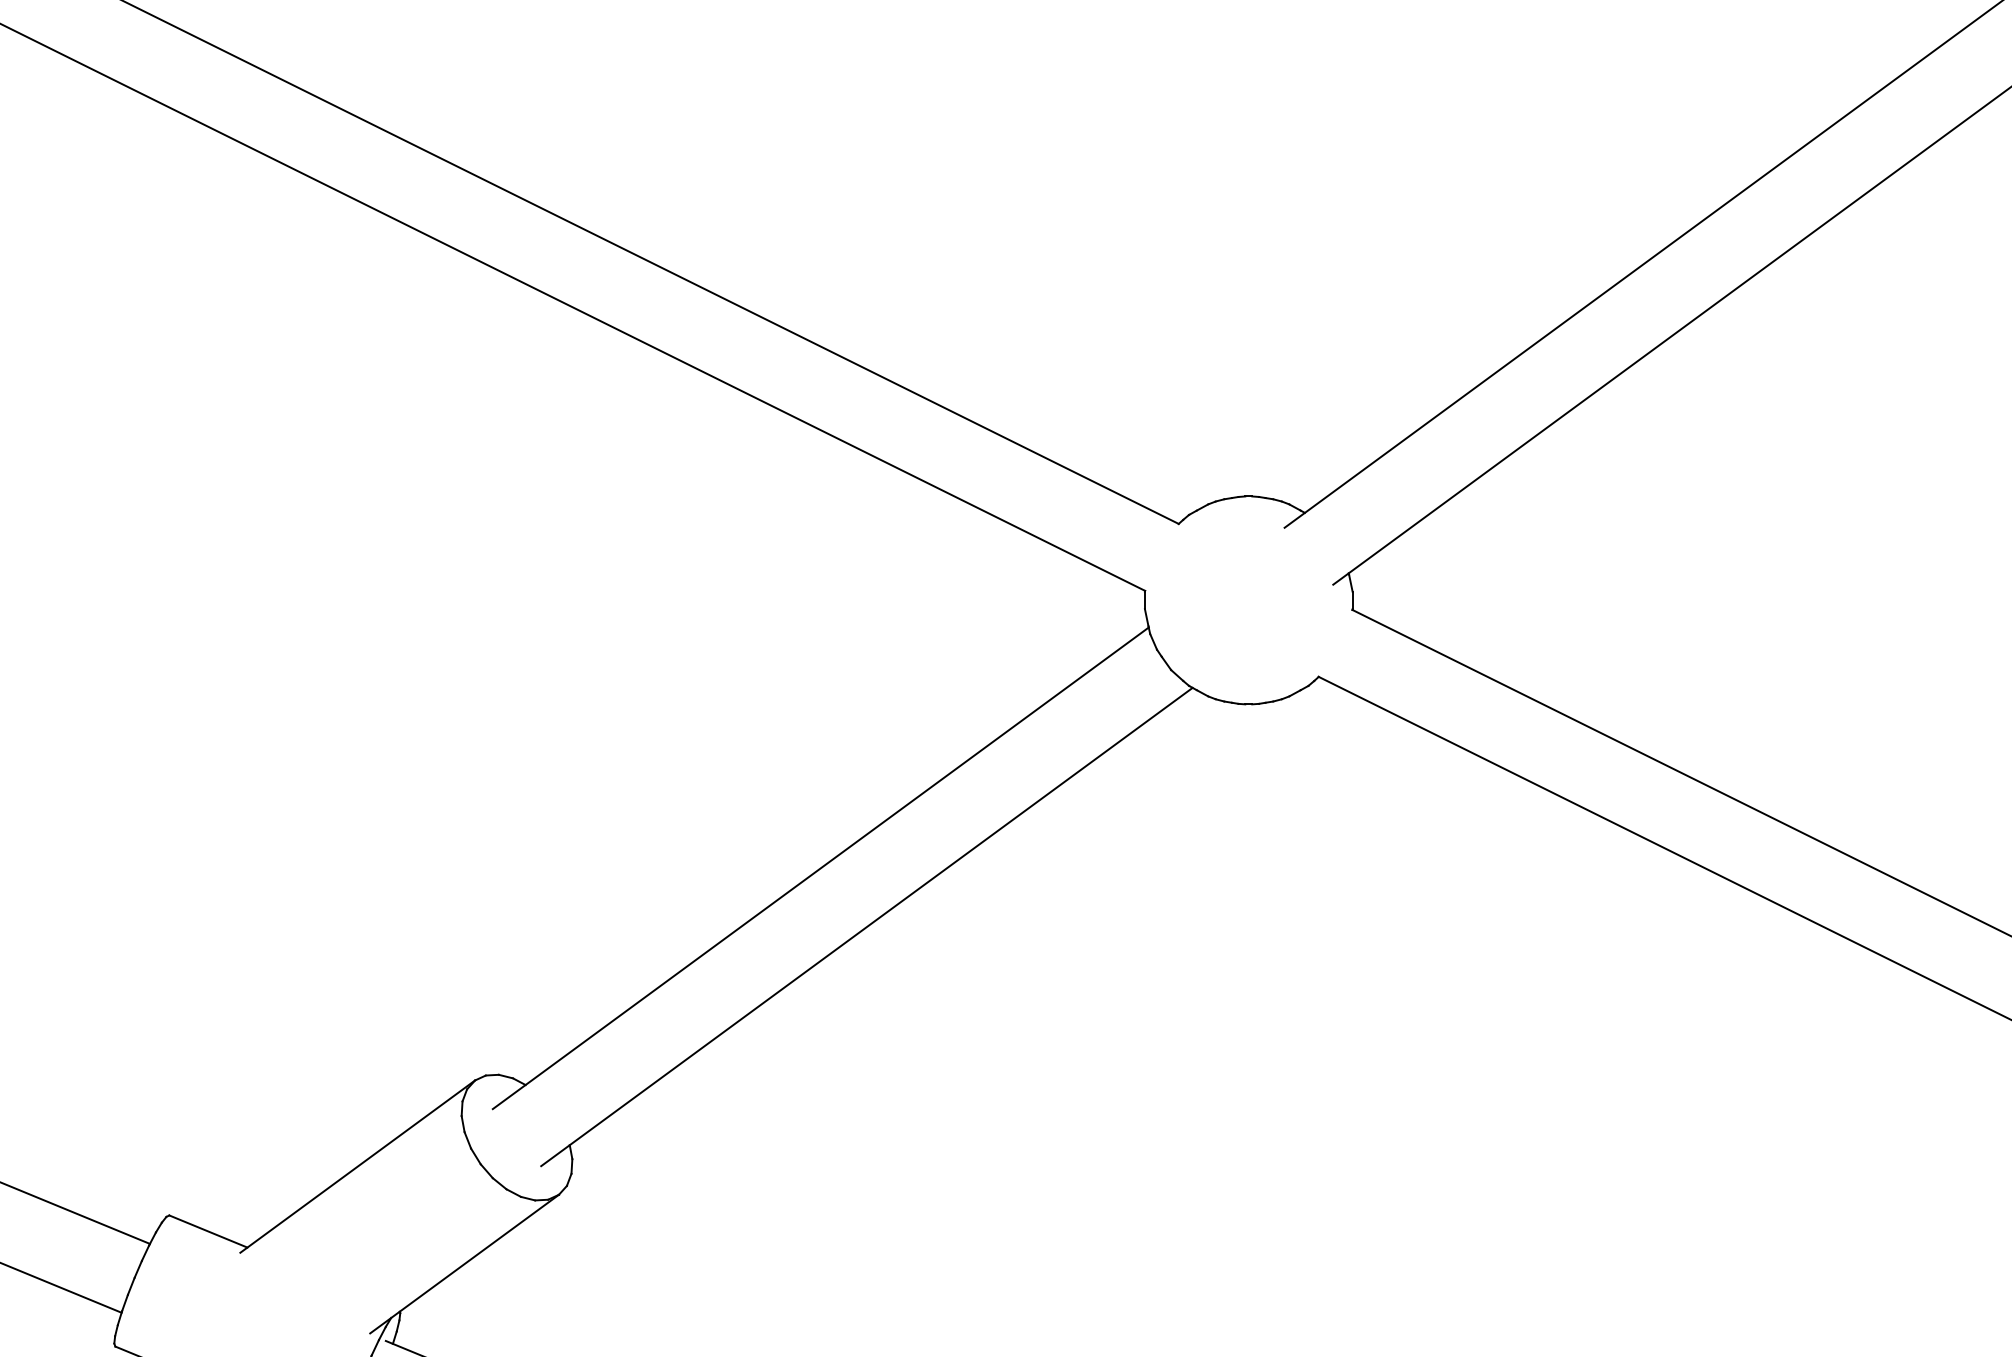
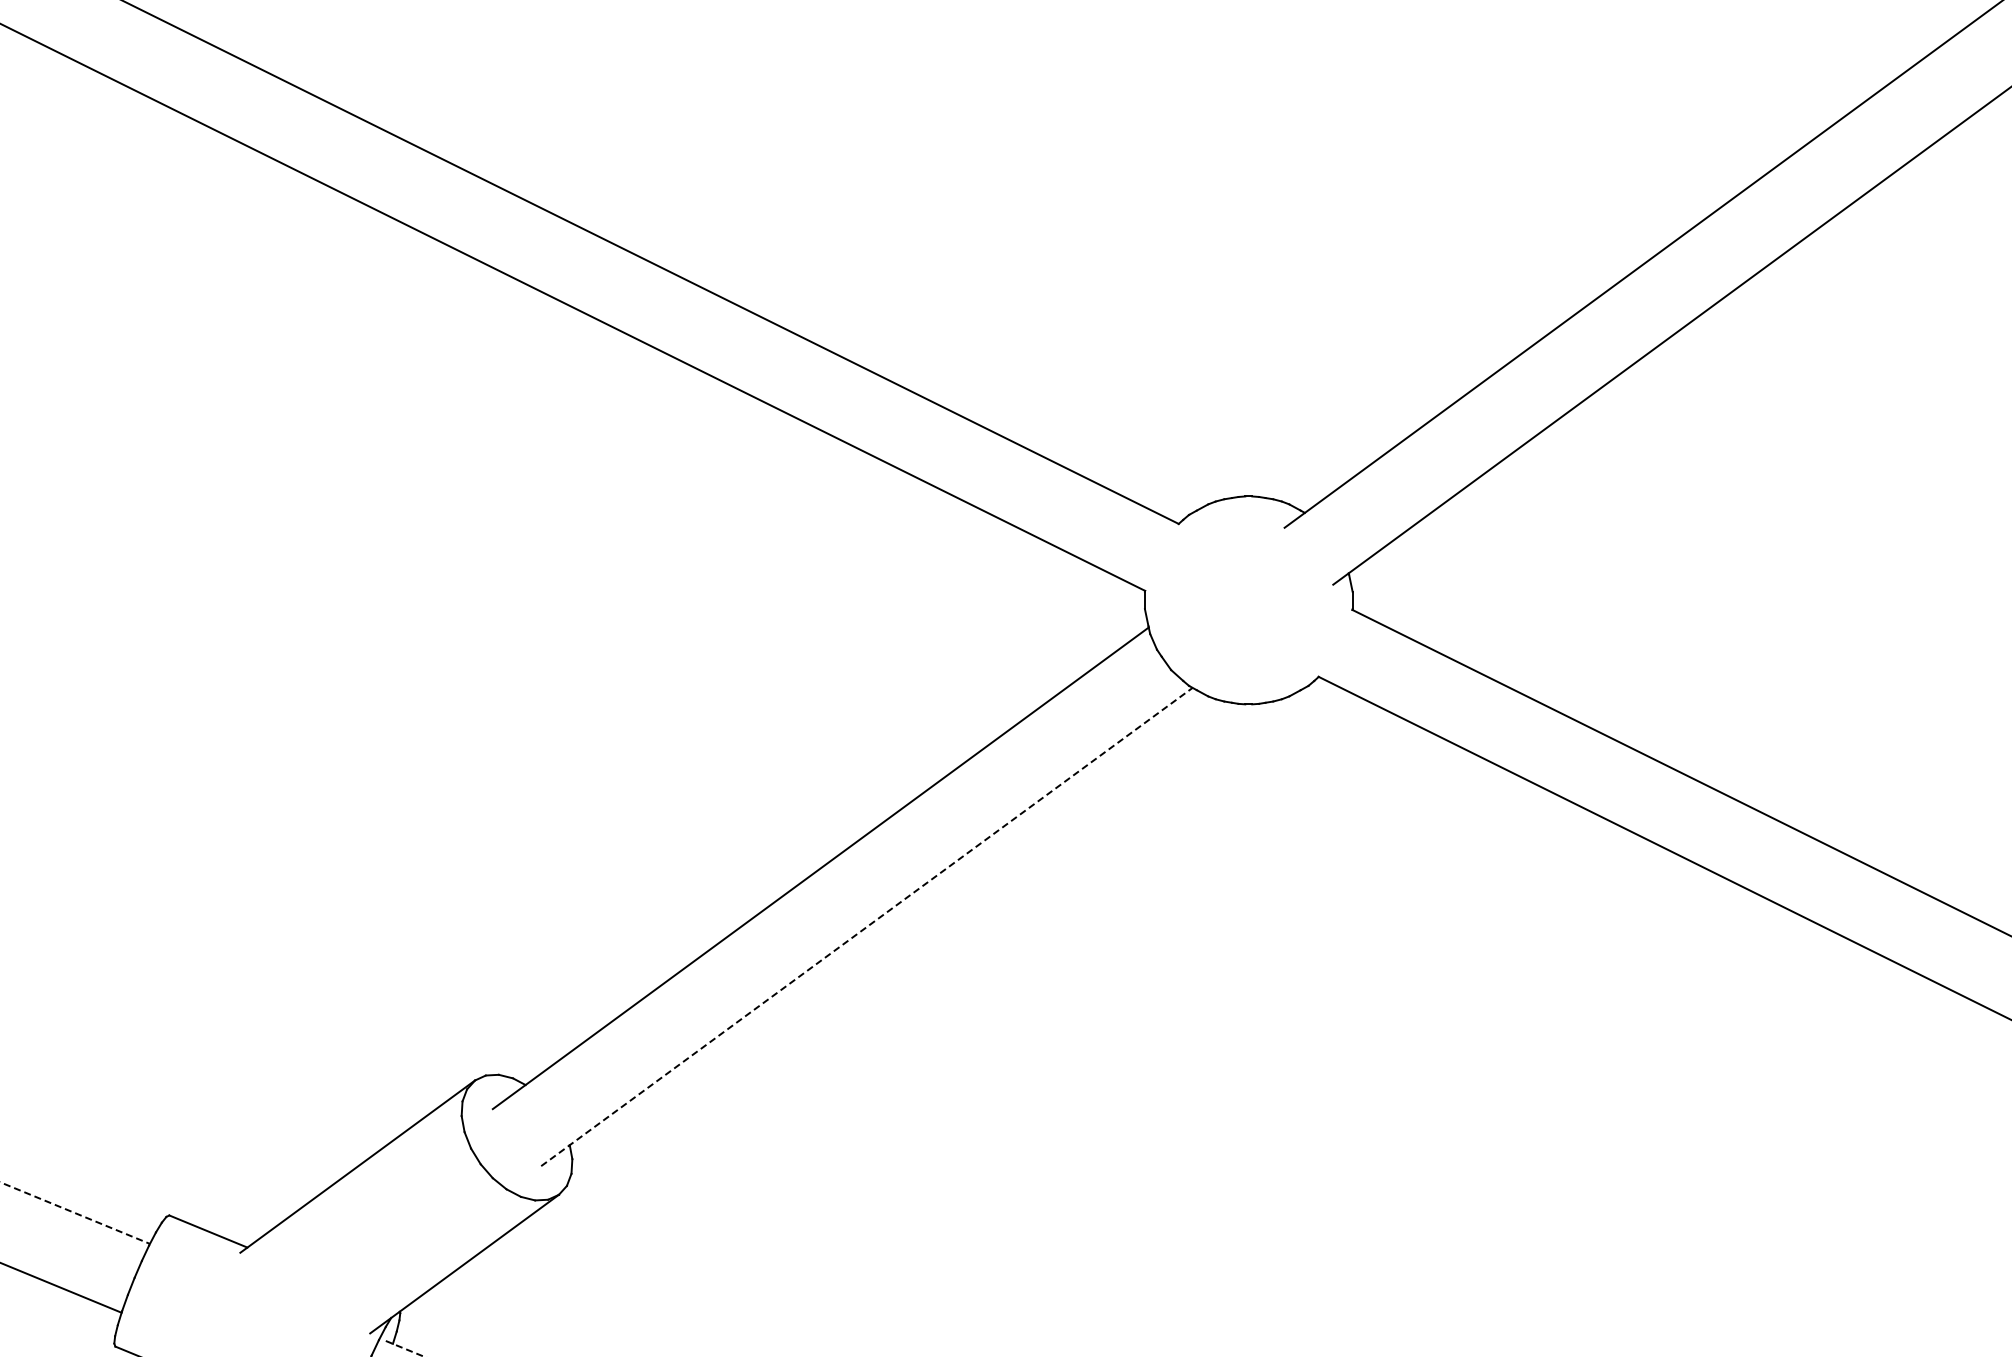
line: solid -> dashed (867, 926)
line: solid -> dashed (75, 1213)
line: solid -> dashed (405, 1348)
